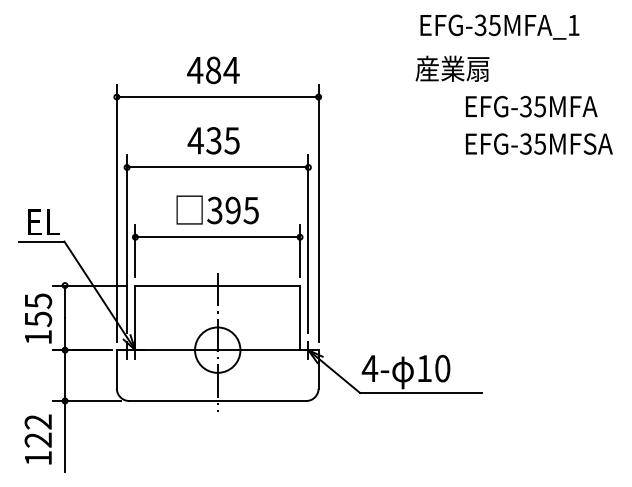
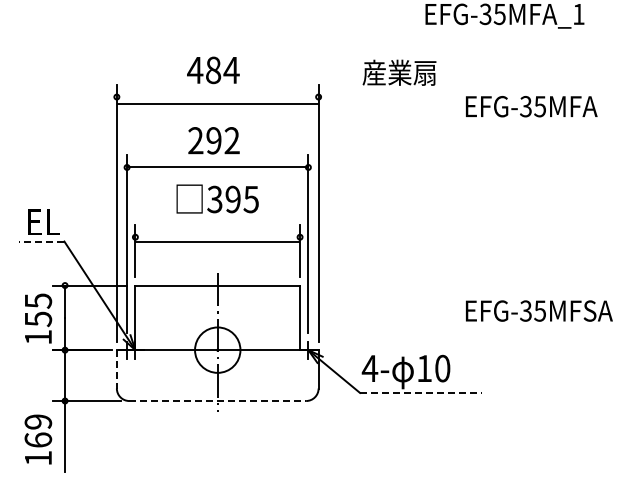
text position: (499, 26) -> (504, 15) (504, 15)
text position: (452, 68) -> (399, 72) (399, 72)
line position: (217, 97) -> (217, 104) (217, 104)
text: 435 -> 292 (213, 140)
text position: (539, 143) -> (539, 310) (539, 310)
text position: (217, 209) -> (217, 198) (217, 198)
line position: (217, 237) -> (217, 242) (217, 242)
line: solid -> dashed (41, 241)
line: solid -> dashed (116, 369)
line: solid -> dashed (421, 392)
line: solid -> dashed (218, 401)
text: 122 -> 169 (38, 430)
